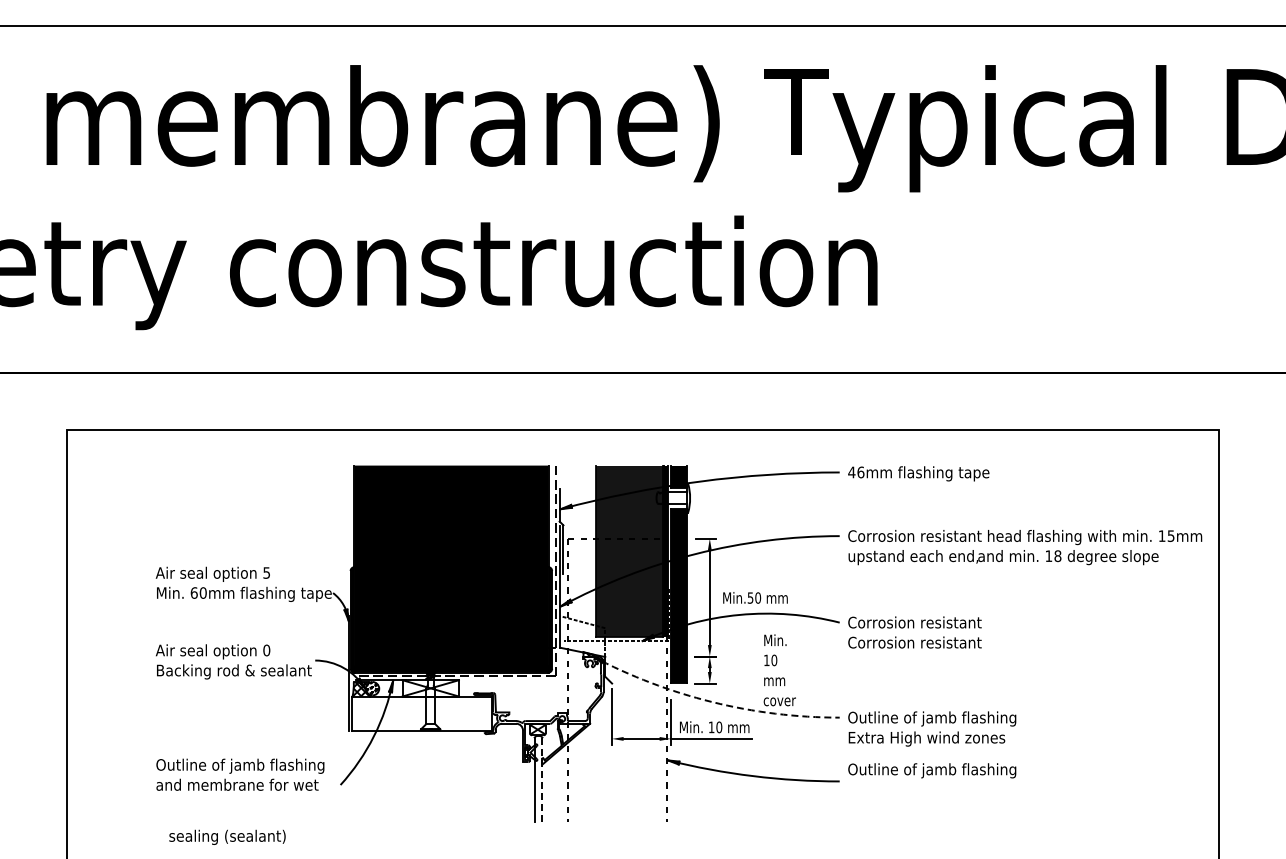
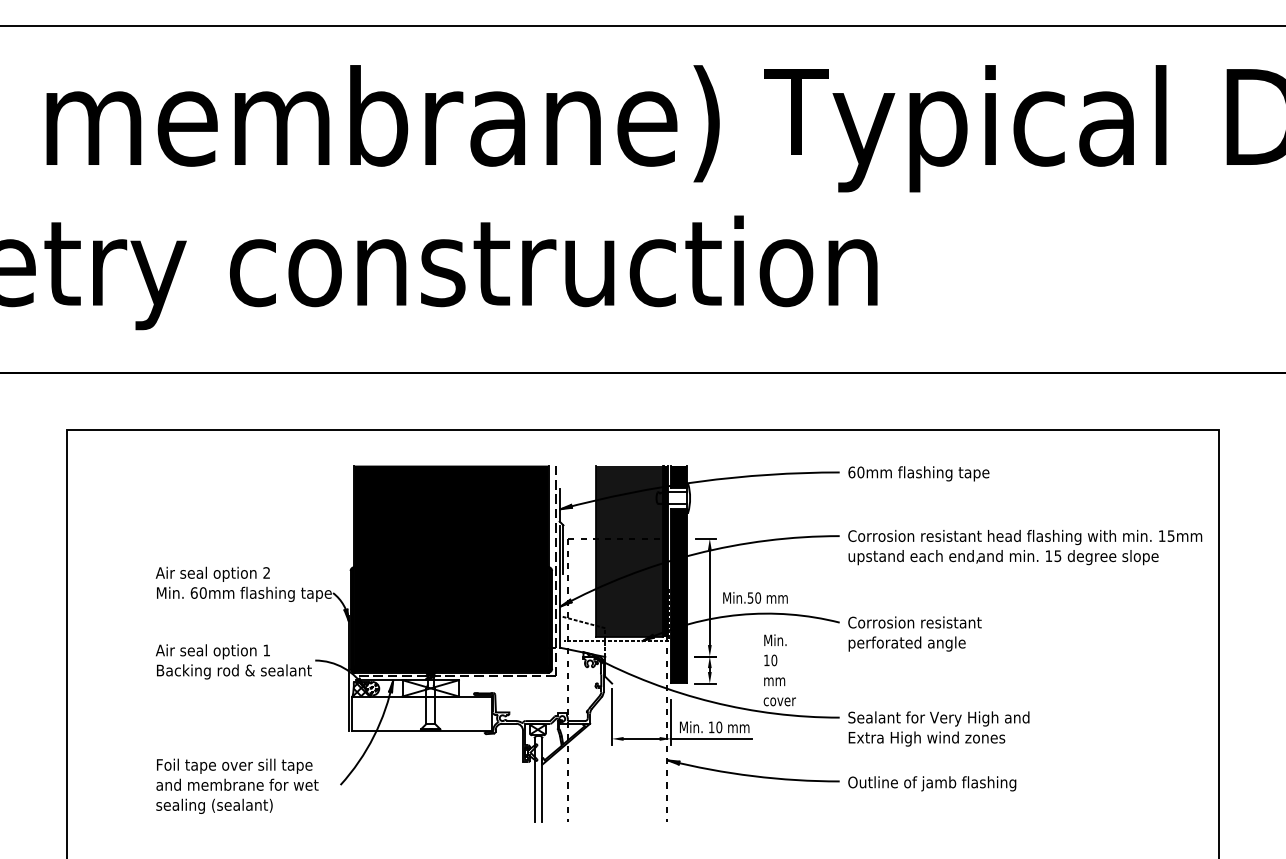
text: 46mm -> 60mm (856, 472)
text: 18 -> 15 (1057, 556)
text: 5 -> 2 (266, 572)
text: Corrosion resistant -> perforated angle (914, 643)
text: 0 -> 1 (266, 650)
arc: dashed -> solid (712, 702)
text: Outline of jamb flashing -> Sealant for Very High and (938, 718)
text: Outline of jamb flashing -> Foil tape over sill tape (240, 765)
text position: (932, 770) -> (932, 783) (932, 783)
line: dashed -> solid (542, 780)
text position: (227, 836) -> (214, 805) (214, 805)
